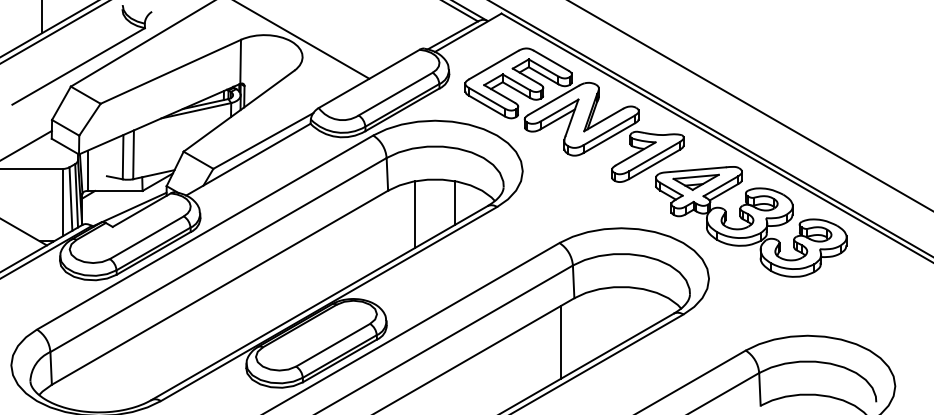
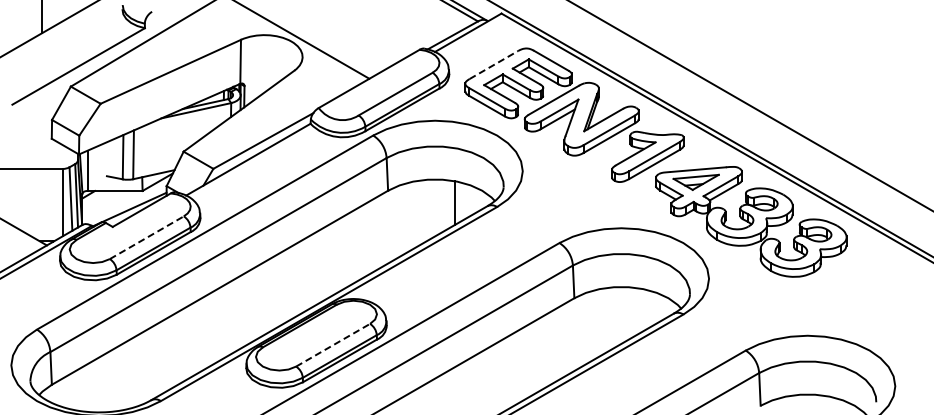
line: present -> none (54, 32)
line: solid -> dashed (494, 64)
line: present -> none (26, 144)
line: present -> none (415, 214)
line: solid -> dashed (146, 237)
line: present -> none (561, 341)
line: solid -> dashed (333, 345)
